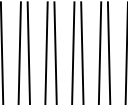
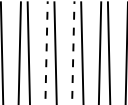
line: solid -> dashed (46, 52)
line: solid -> dashed (73, 52)
